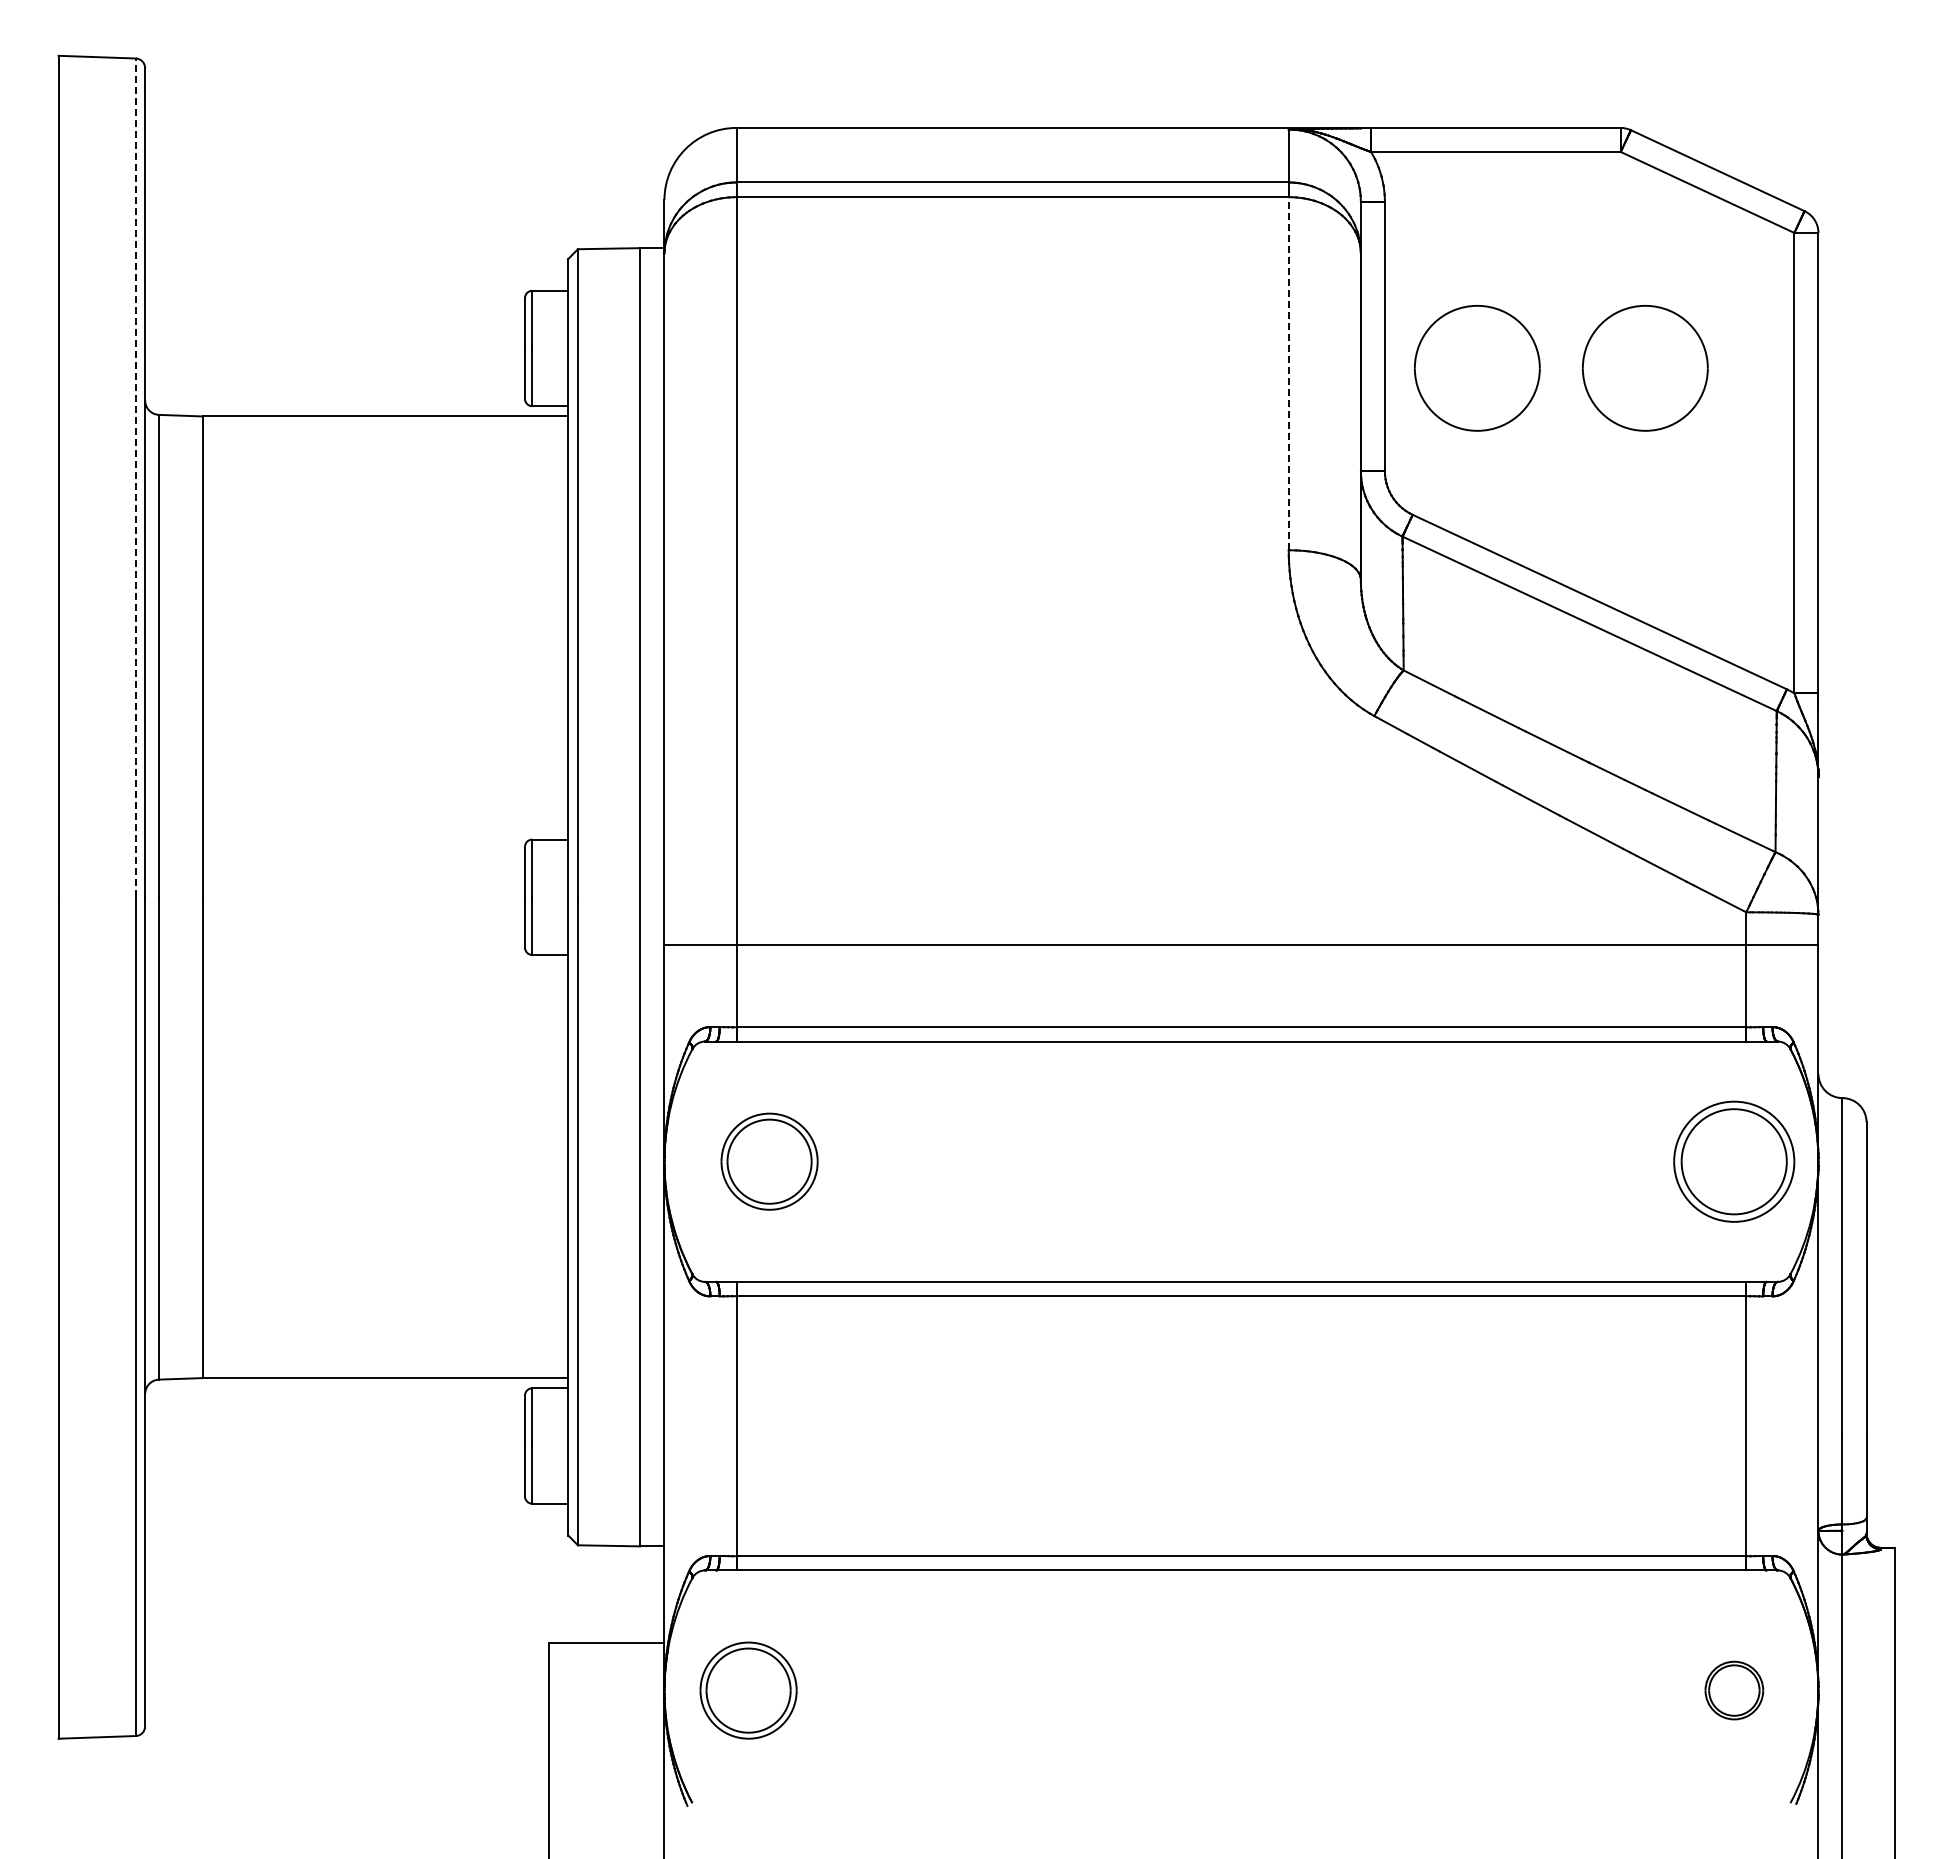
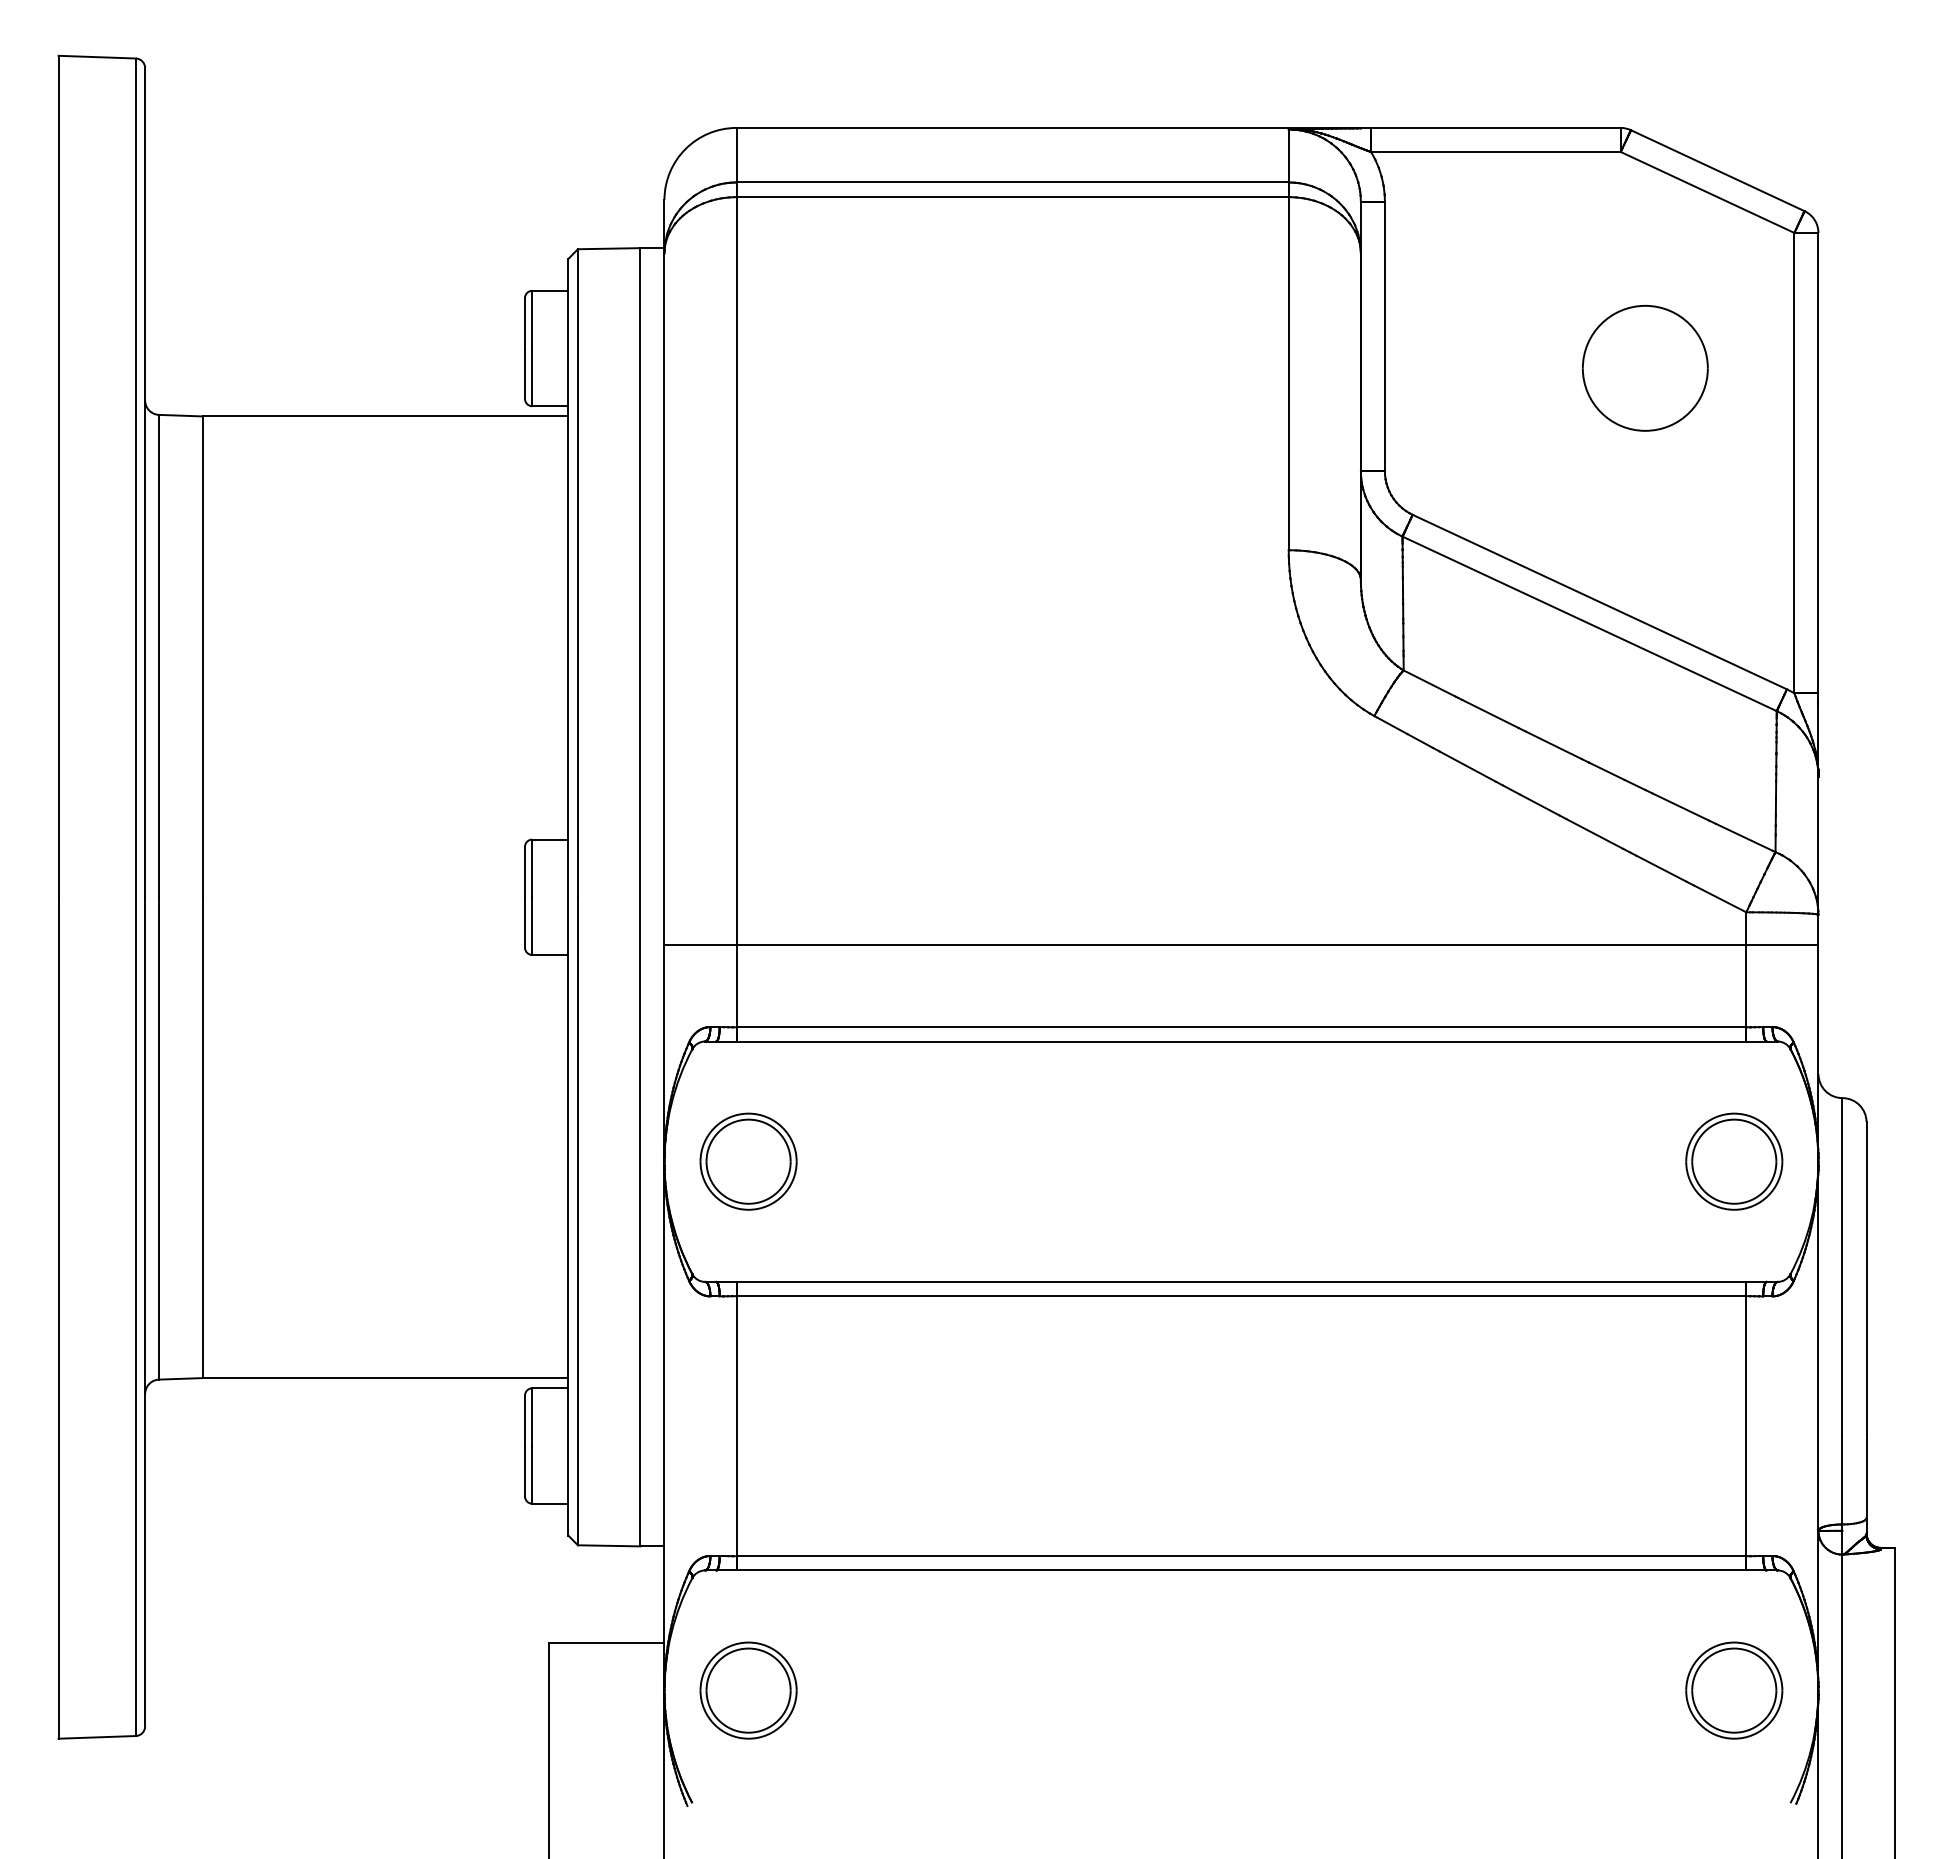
part: present -> none (1477, 368)
line: dashed -> solid (1288, 373)
line: dashed -> solid (135, 477)
part position: (769, 1161) -> (748, 1161) (748, 1161)
part size: 123x123 px -> 99x99 px (1734, 1161)
part size: 61x61 px -> 99x99 px (1734, 1690)
